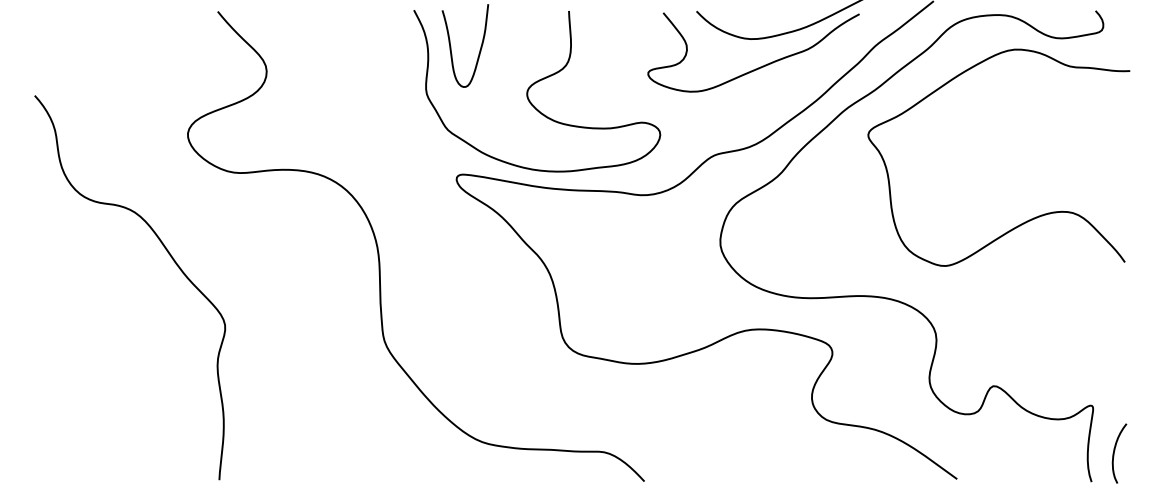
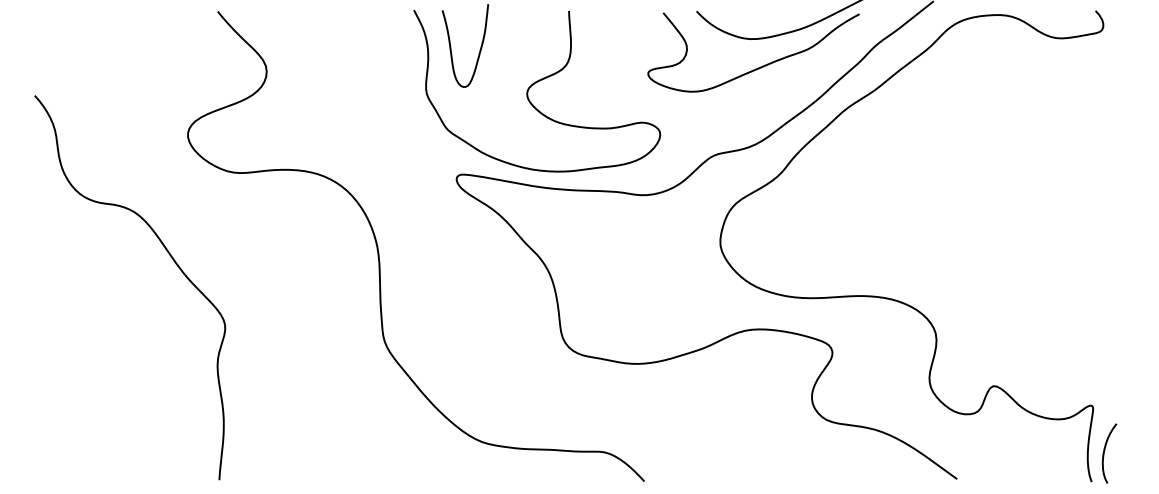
curve: present -> none (1029, 219)
curve position: (1115, 450) -> (1105, 450) (1105, 450)
